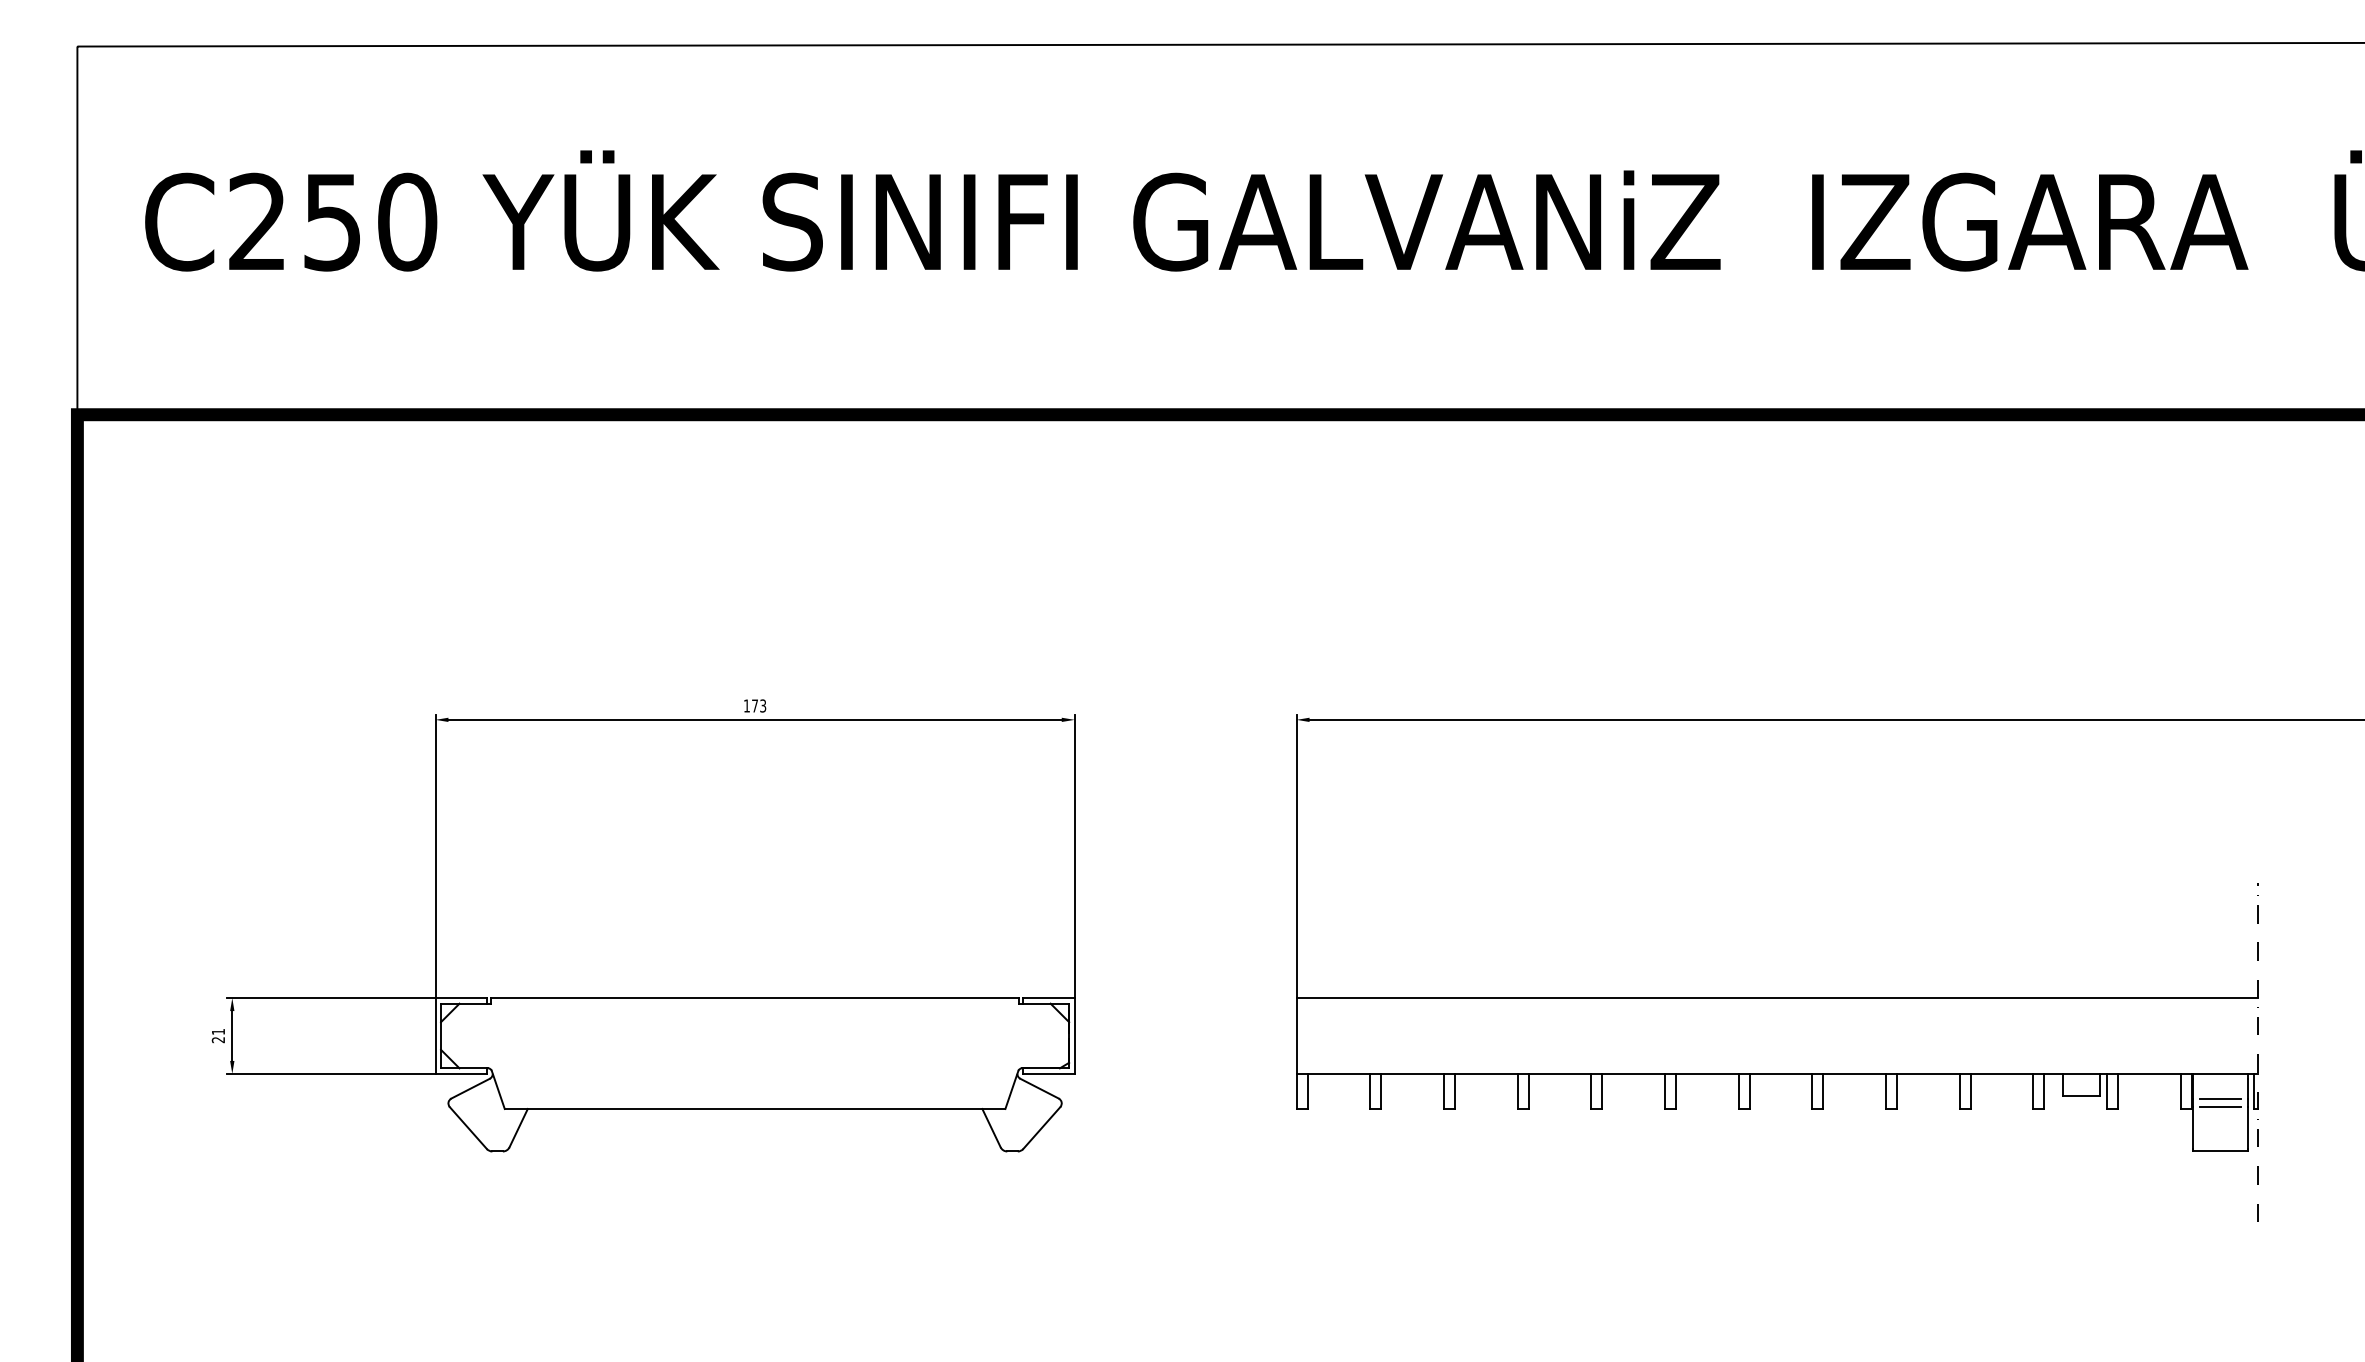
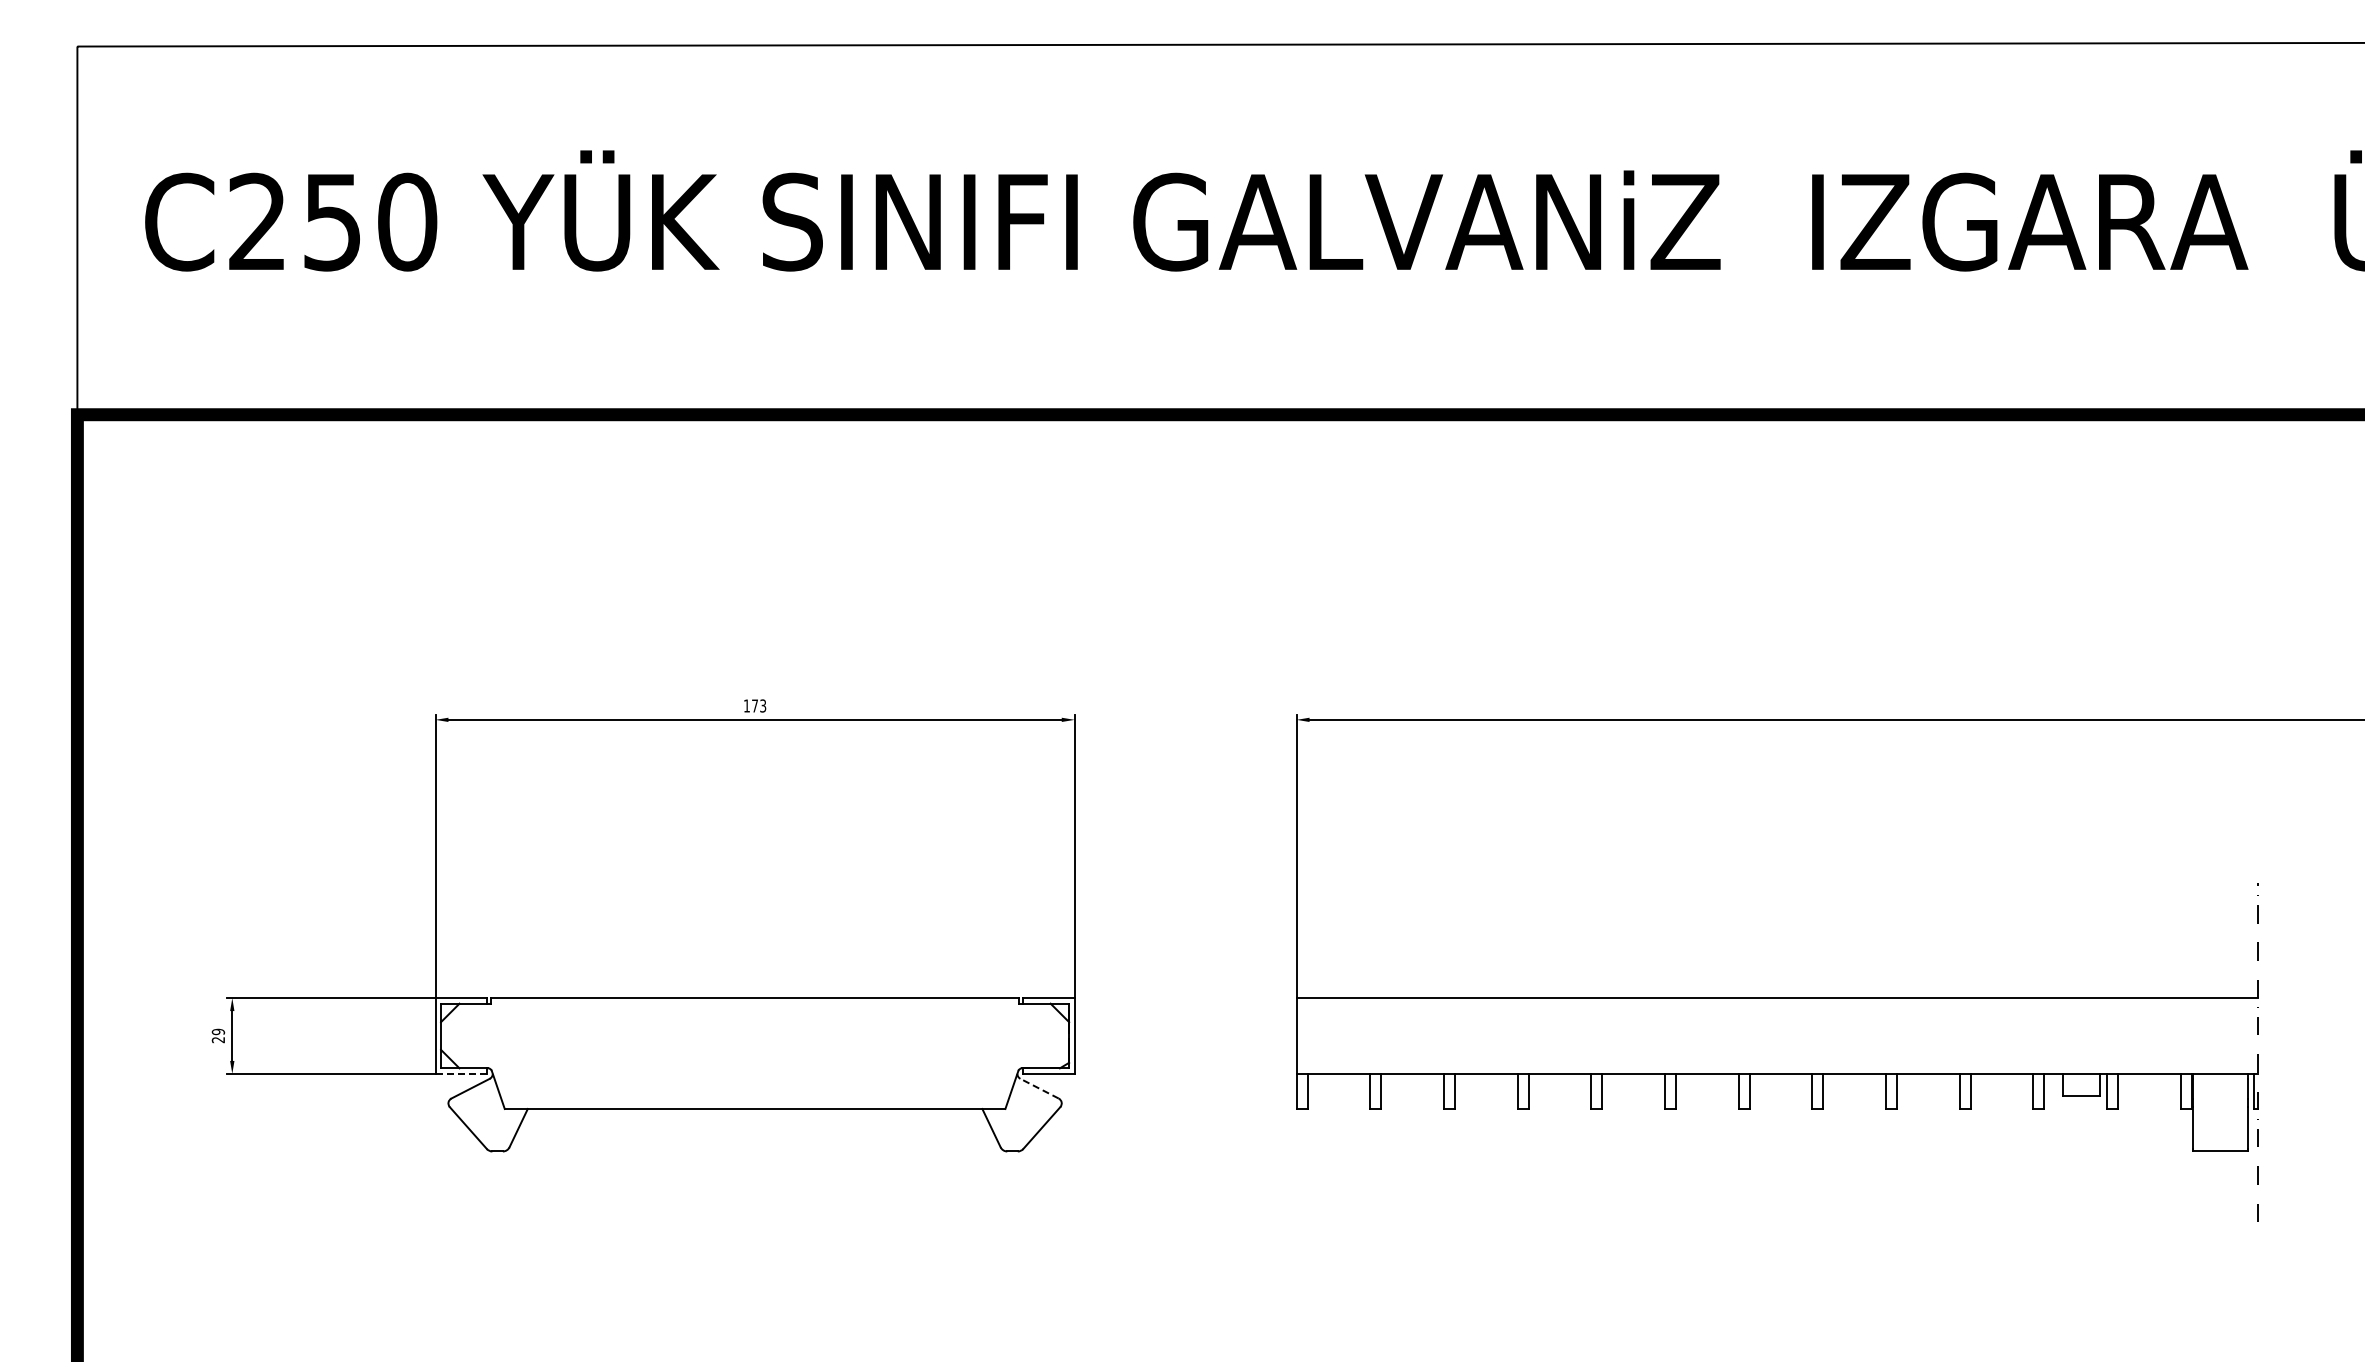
text: 21 -> 29 (218, 1031)
line: solid -> dashed (461, 1073)
line: solid -> dashed (1039, 1088)
line: present -> none (2220, 1098)
line: present -> none (2220, 1107)
